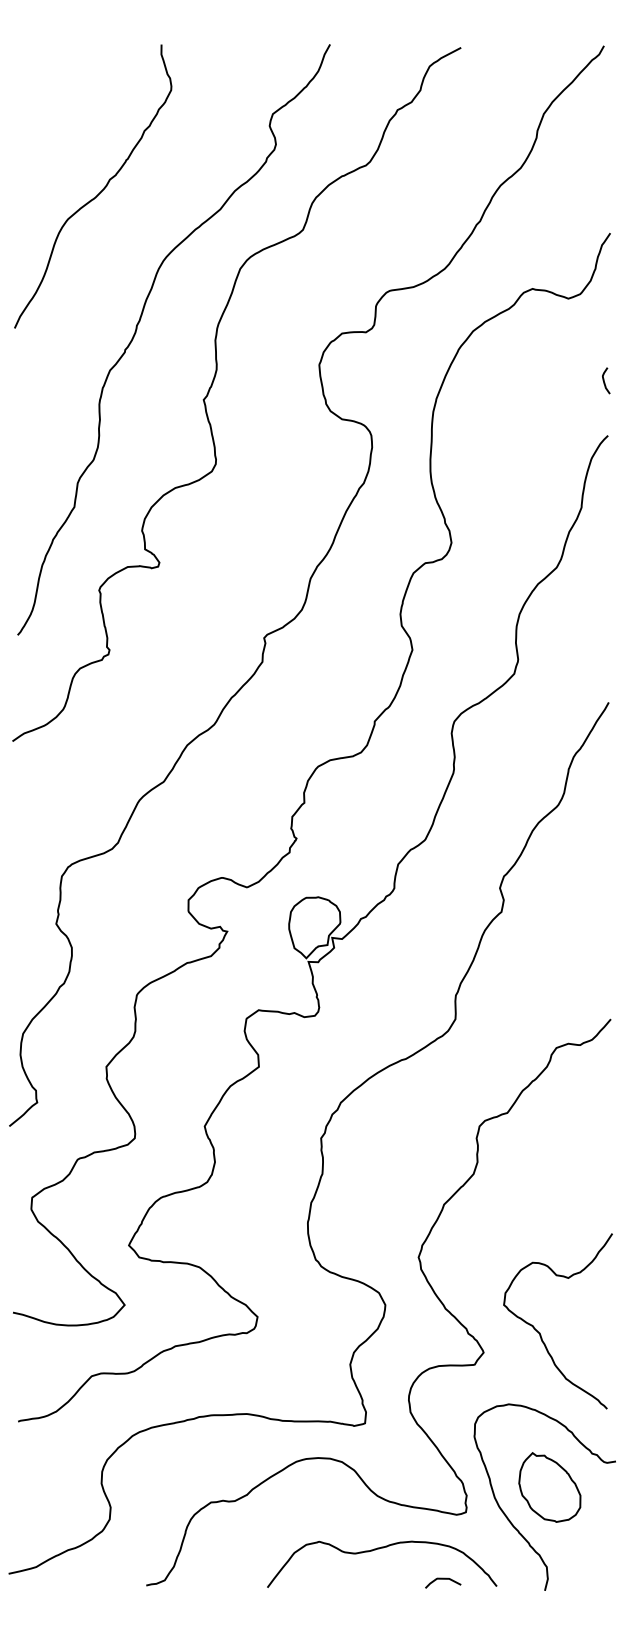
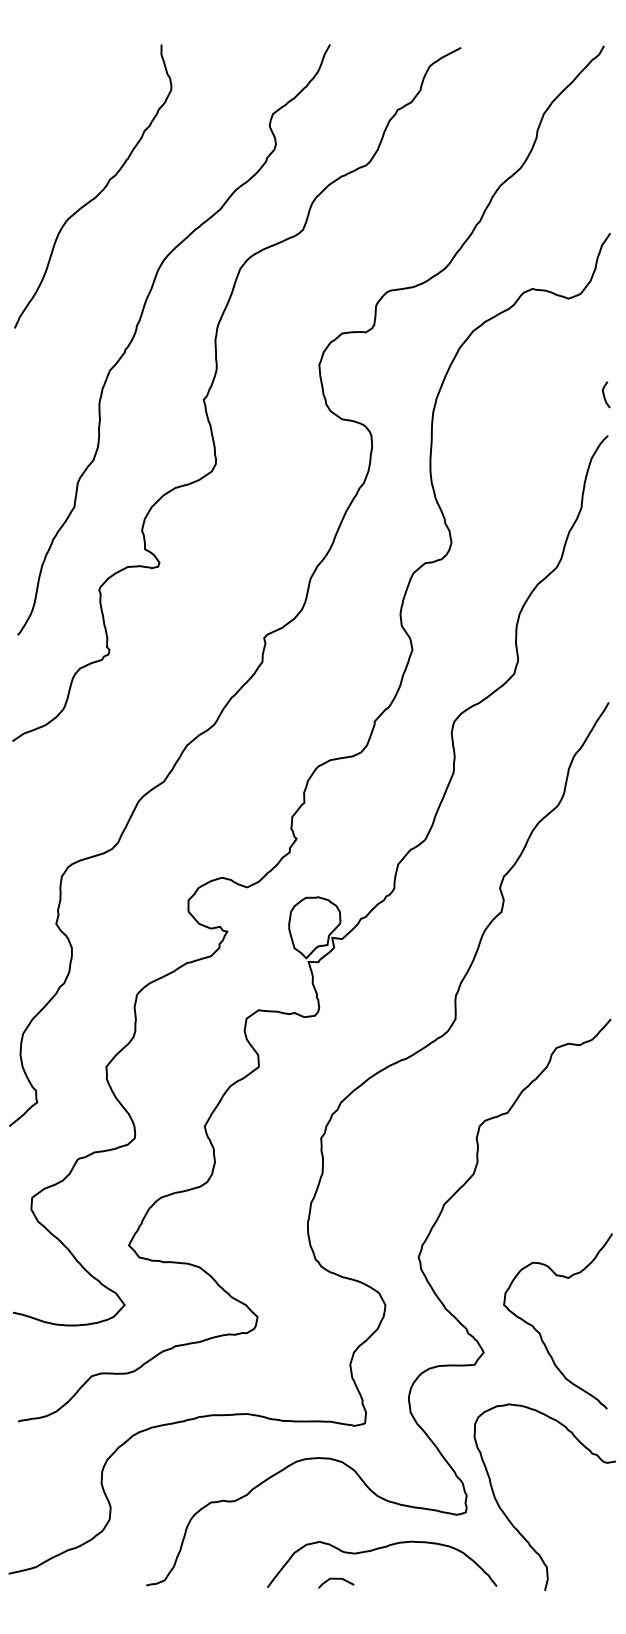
curve position: (604, 380) -> (604, 394) (604, 394)
part: present -> none (549, 1487)
curve position: (443, 1579) -> (336, 1579) (336, 1579)
